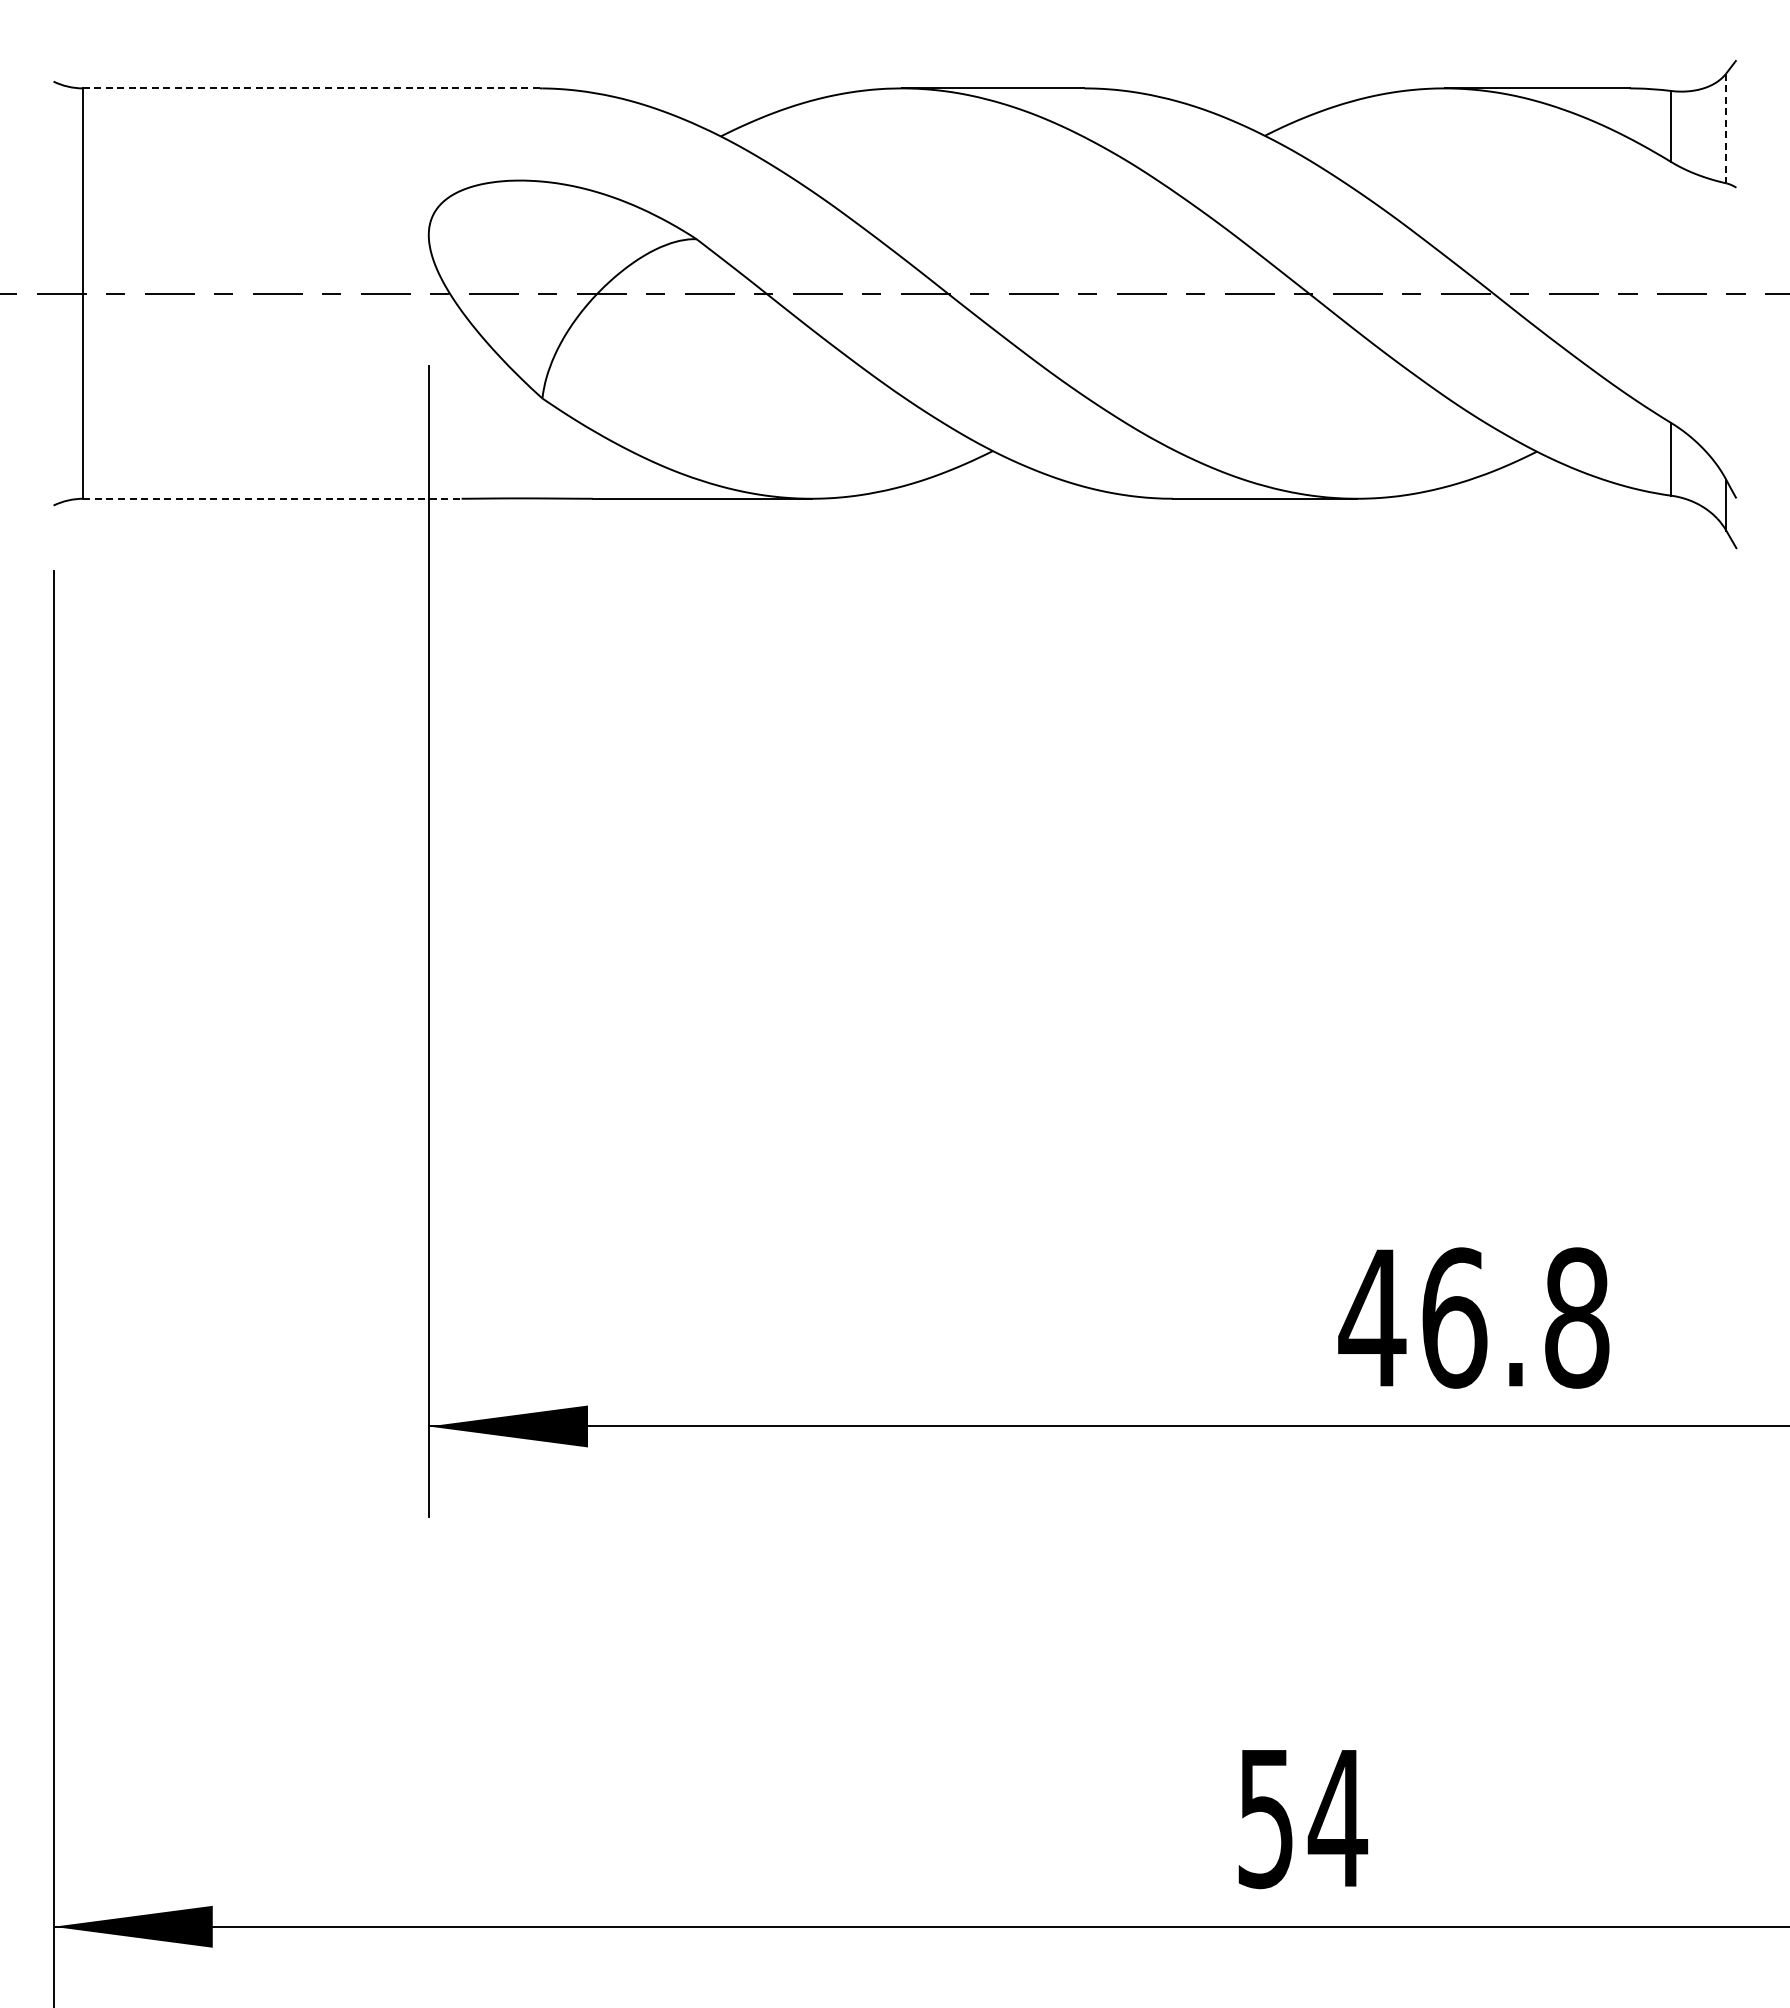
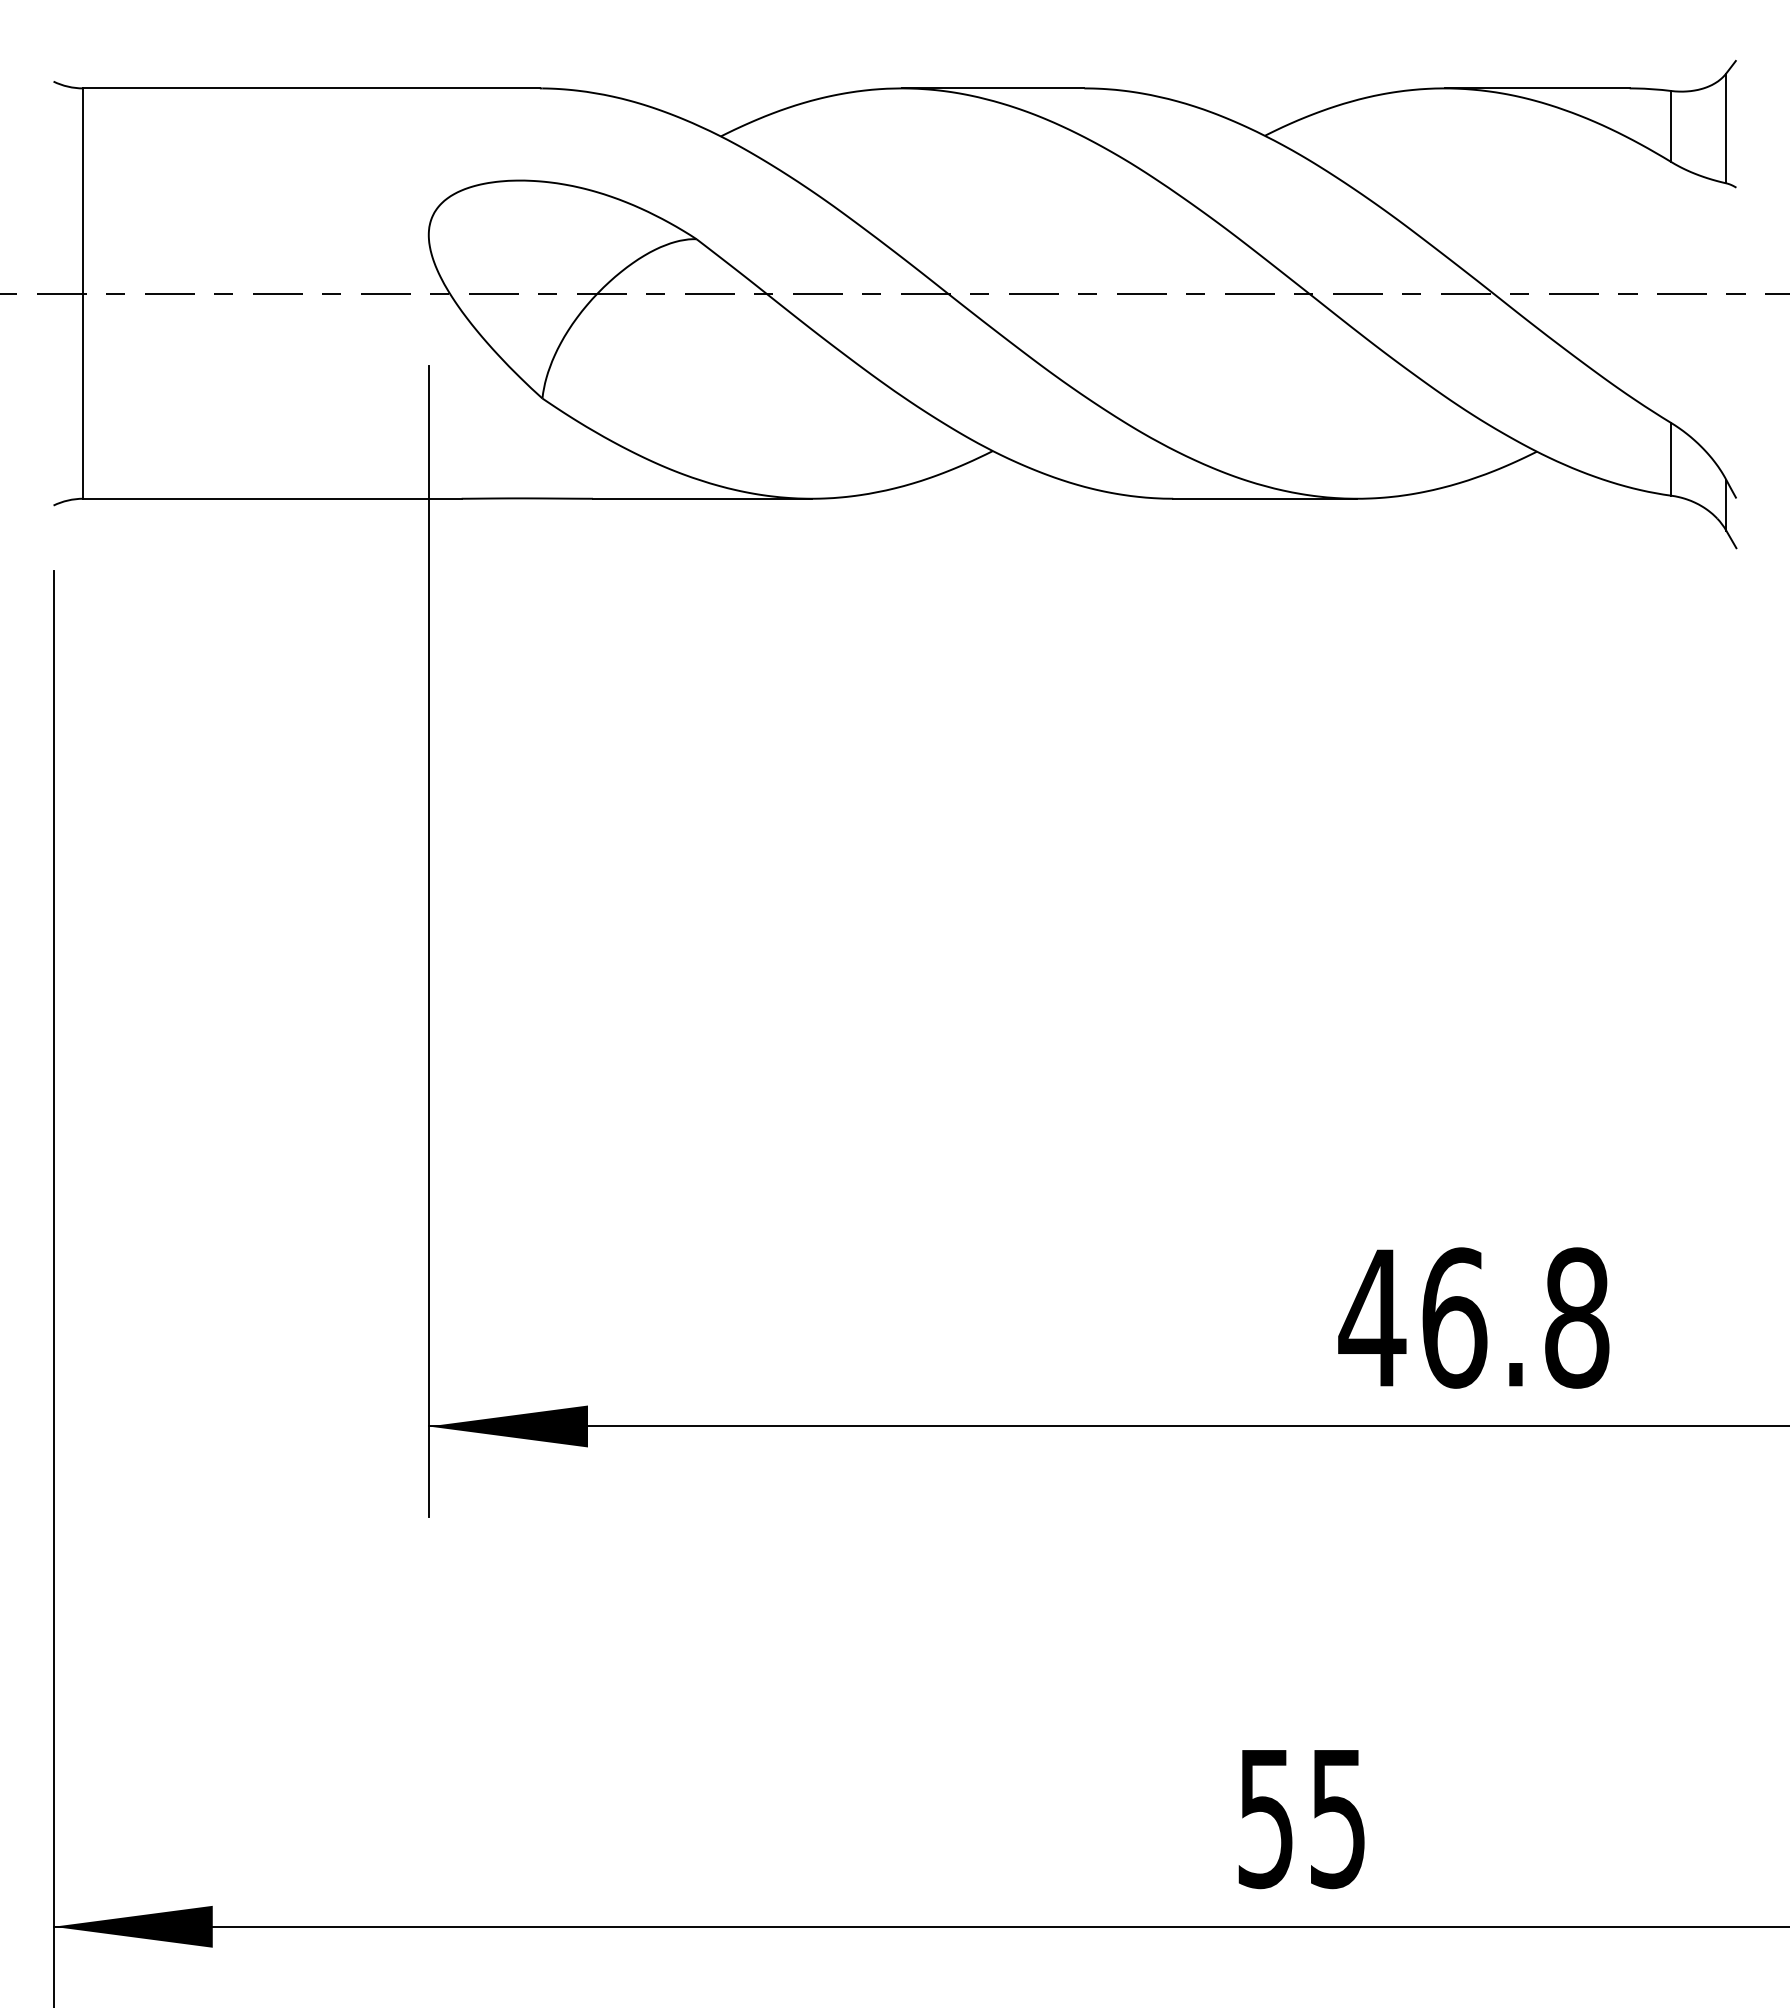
line: dashed -> solid (311, 88)
line: dashed -> solid (1726, 128)
line: dashed -> solid (273, 498)
text: 54 -> 55 (1337, 1819)
